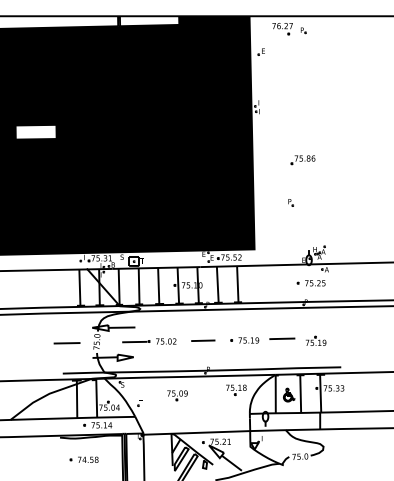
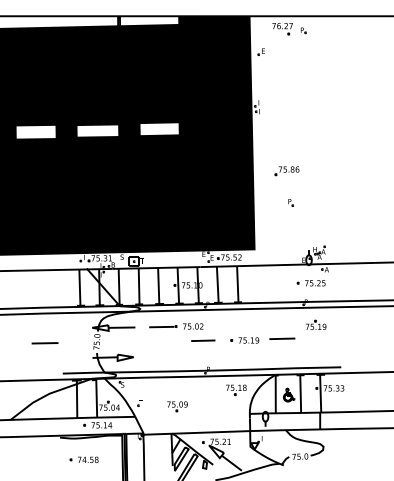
fill: present -> none (159, 129)
fill: present -> none (97, 130)
part position: (302, 160) -> (286, 171) (286, 171)
part position: (315, 340) -> (315, 324) (315, 324)
part position: (149, 341) -> (176, 326) (176, 326)
line position: (66, 343) -> (44, 343) (44, 343)
part position: (177, 395) -> (177, 406) (177, 406)
